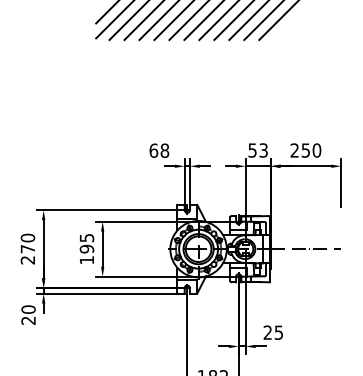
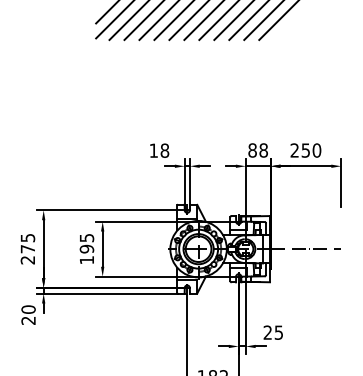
text: 68 -> 18 (153, 150)
text: 53 -> 88 (257, 150)
text: 270 -> 275 (27, 237)
